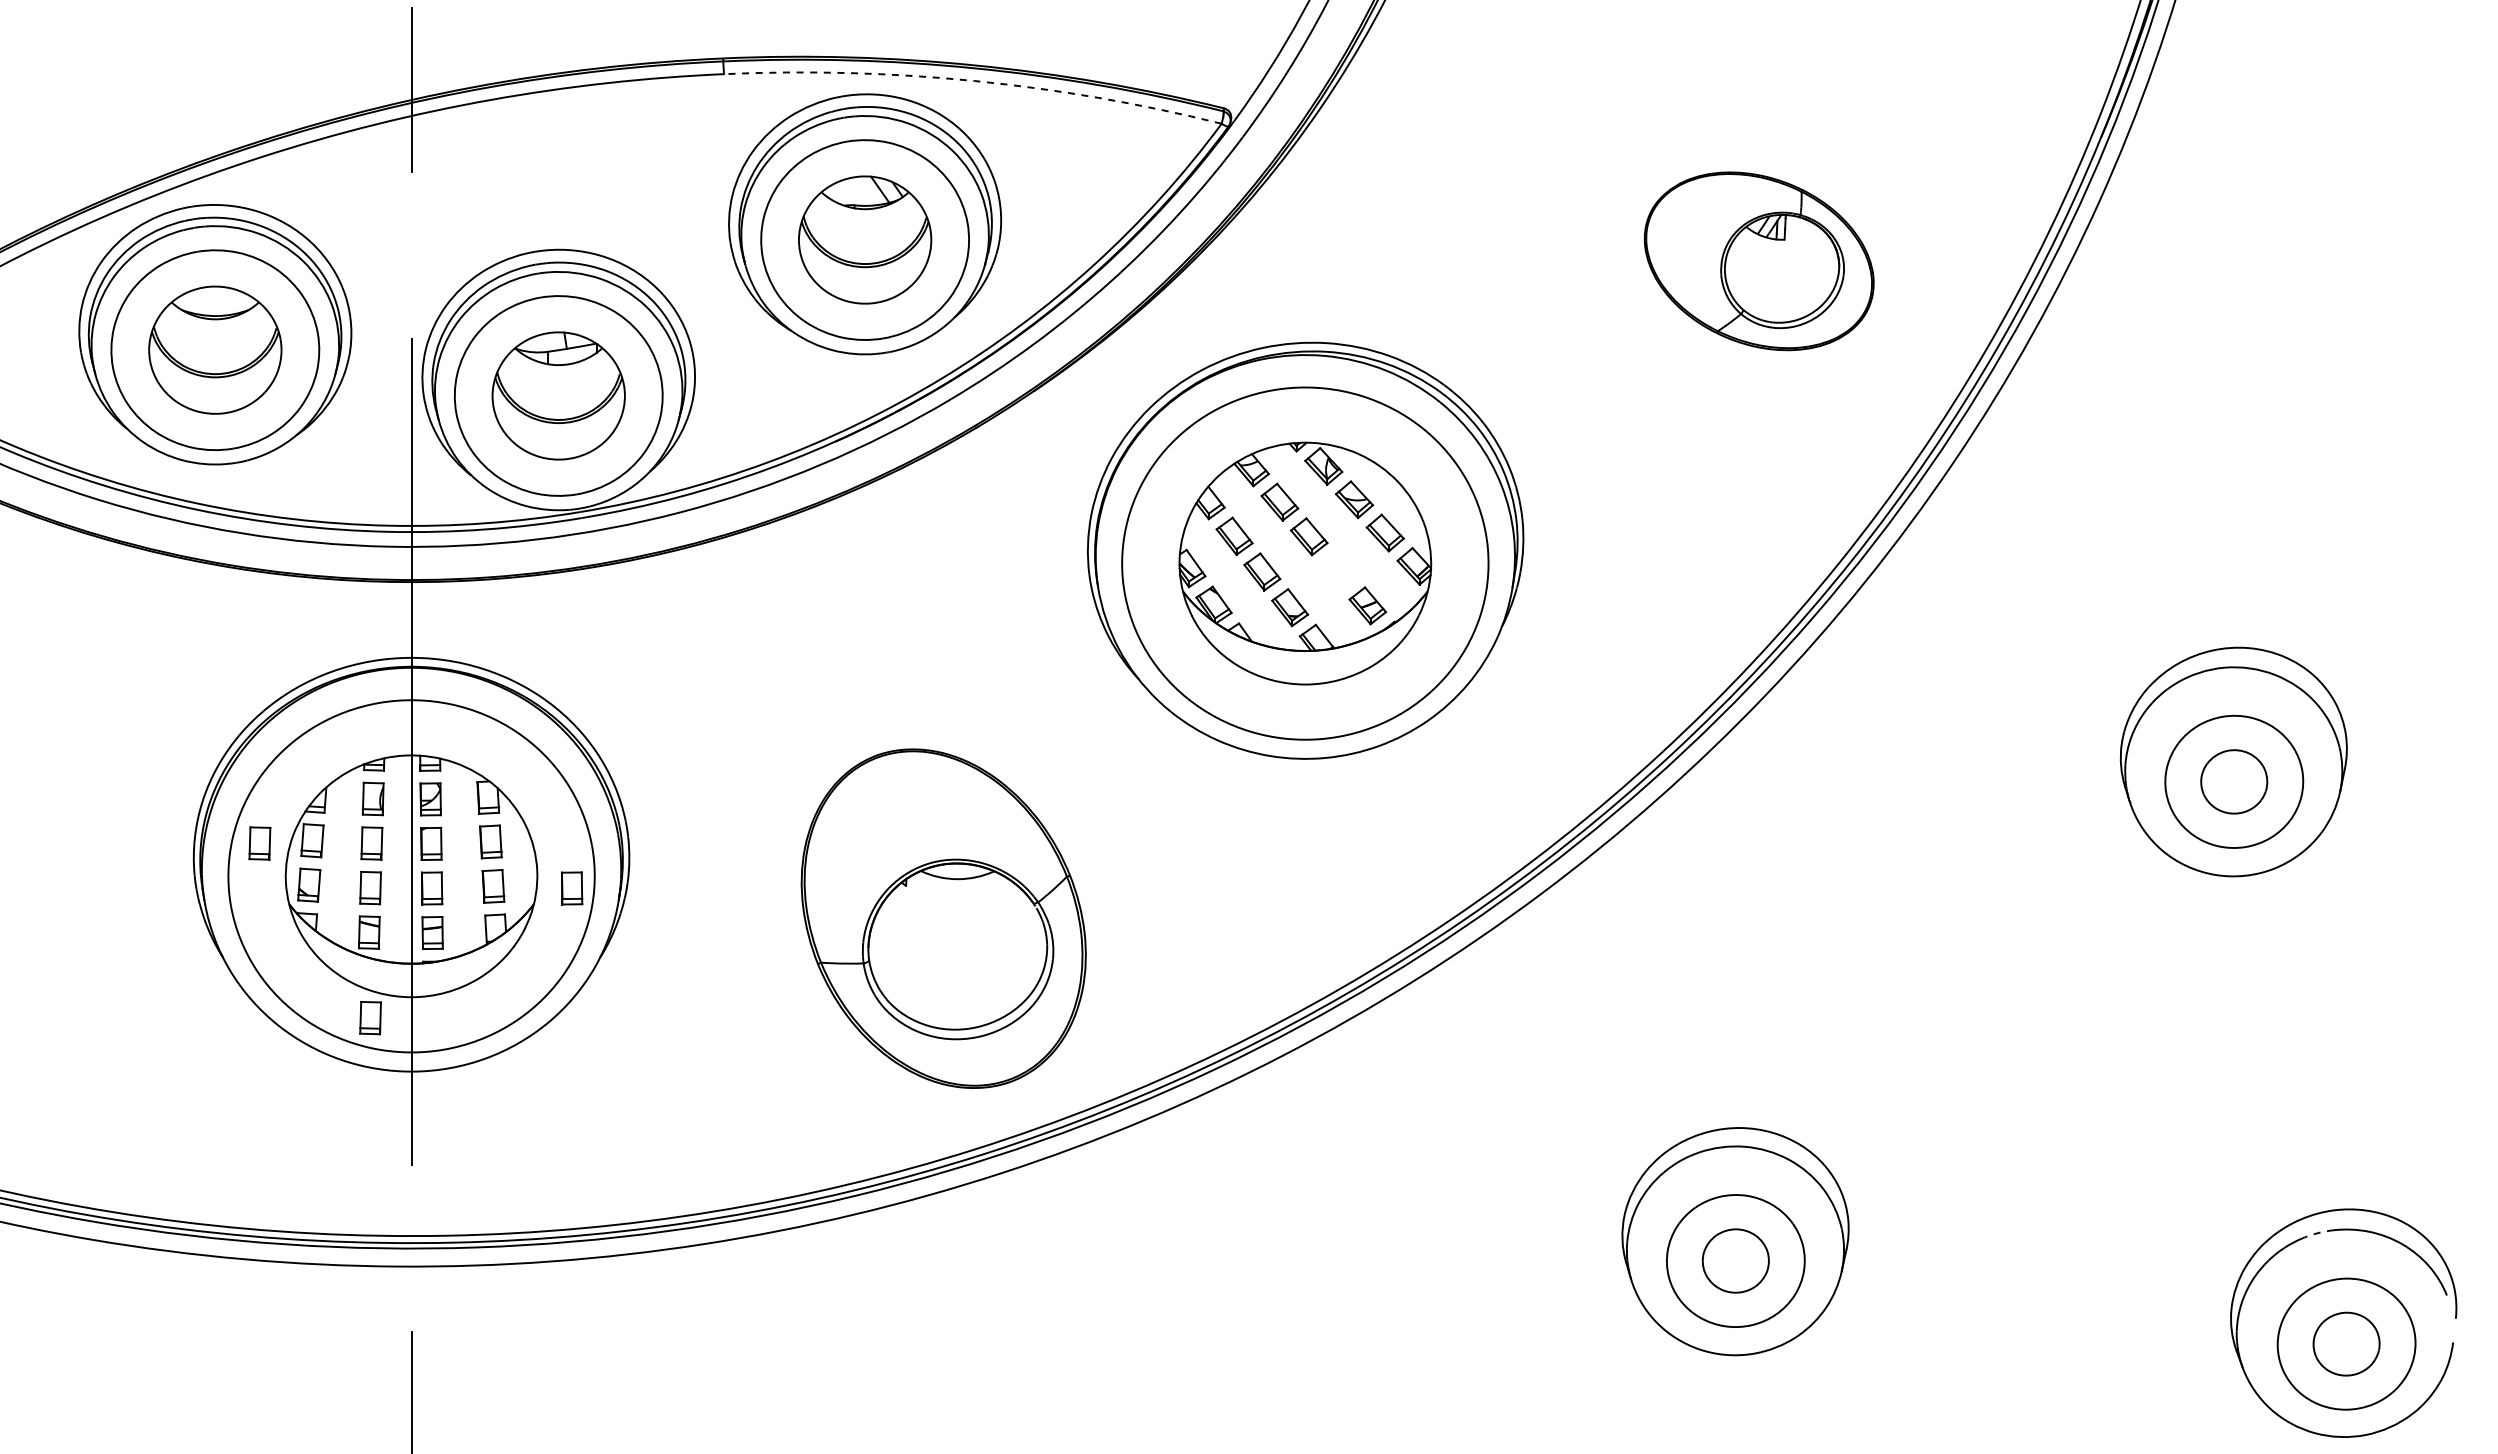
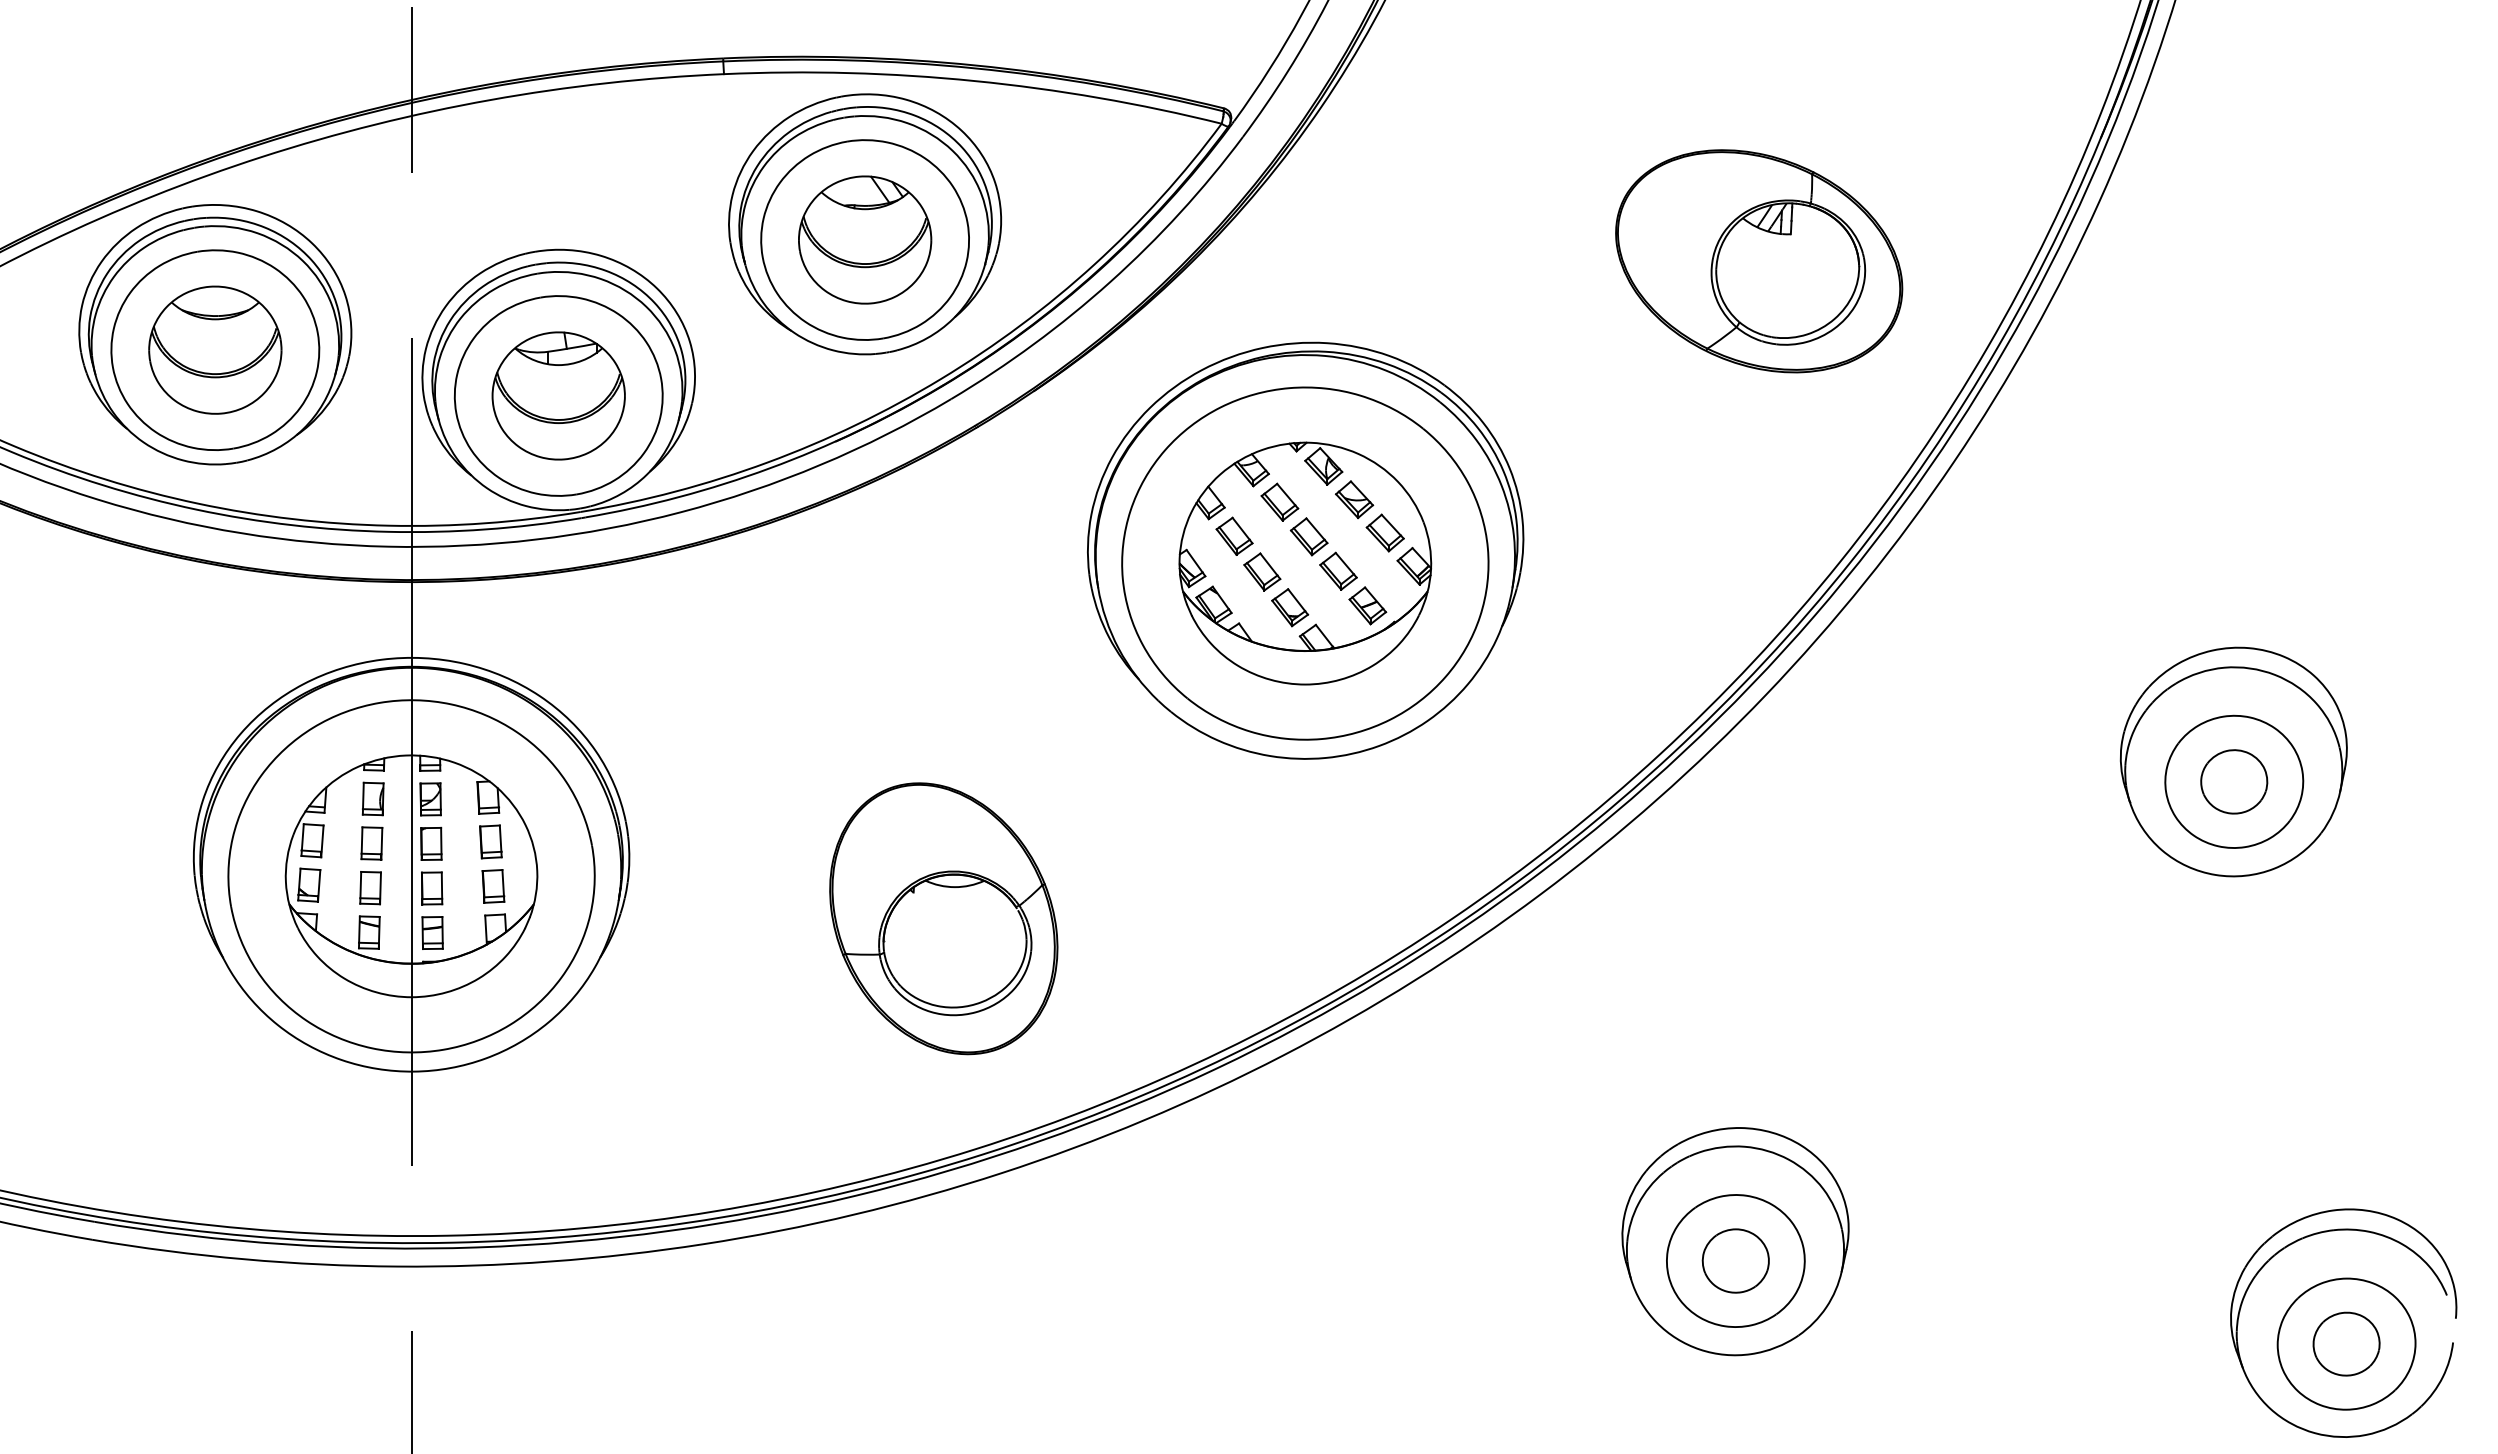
arc: dashed -> solid (974, 81)
part size: 232x181 px -> 289x225 px (1759, 261)
part: none -> present (1338, 570)
part: present -> none (259, 843)
part: present -> none (572, 888)
part size: 287x341 px -> 230x274 px (943, 918)
part: present -> none (370, 1018)
arc: dashed -> solid (2317, 1233)
